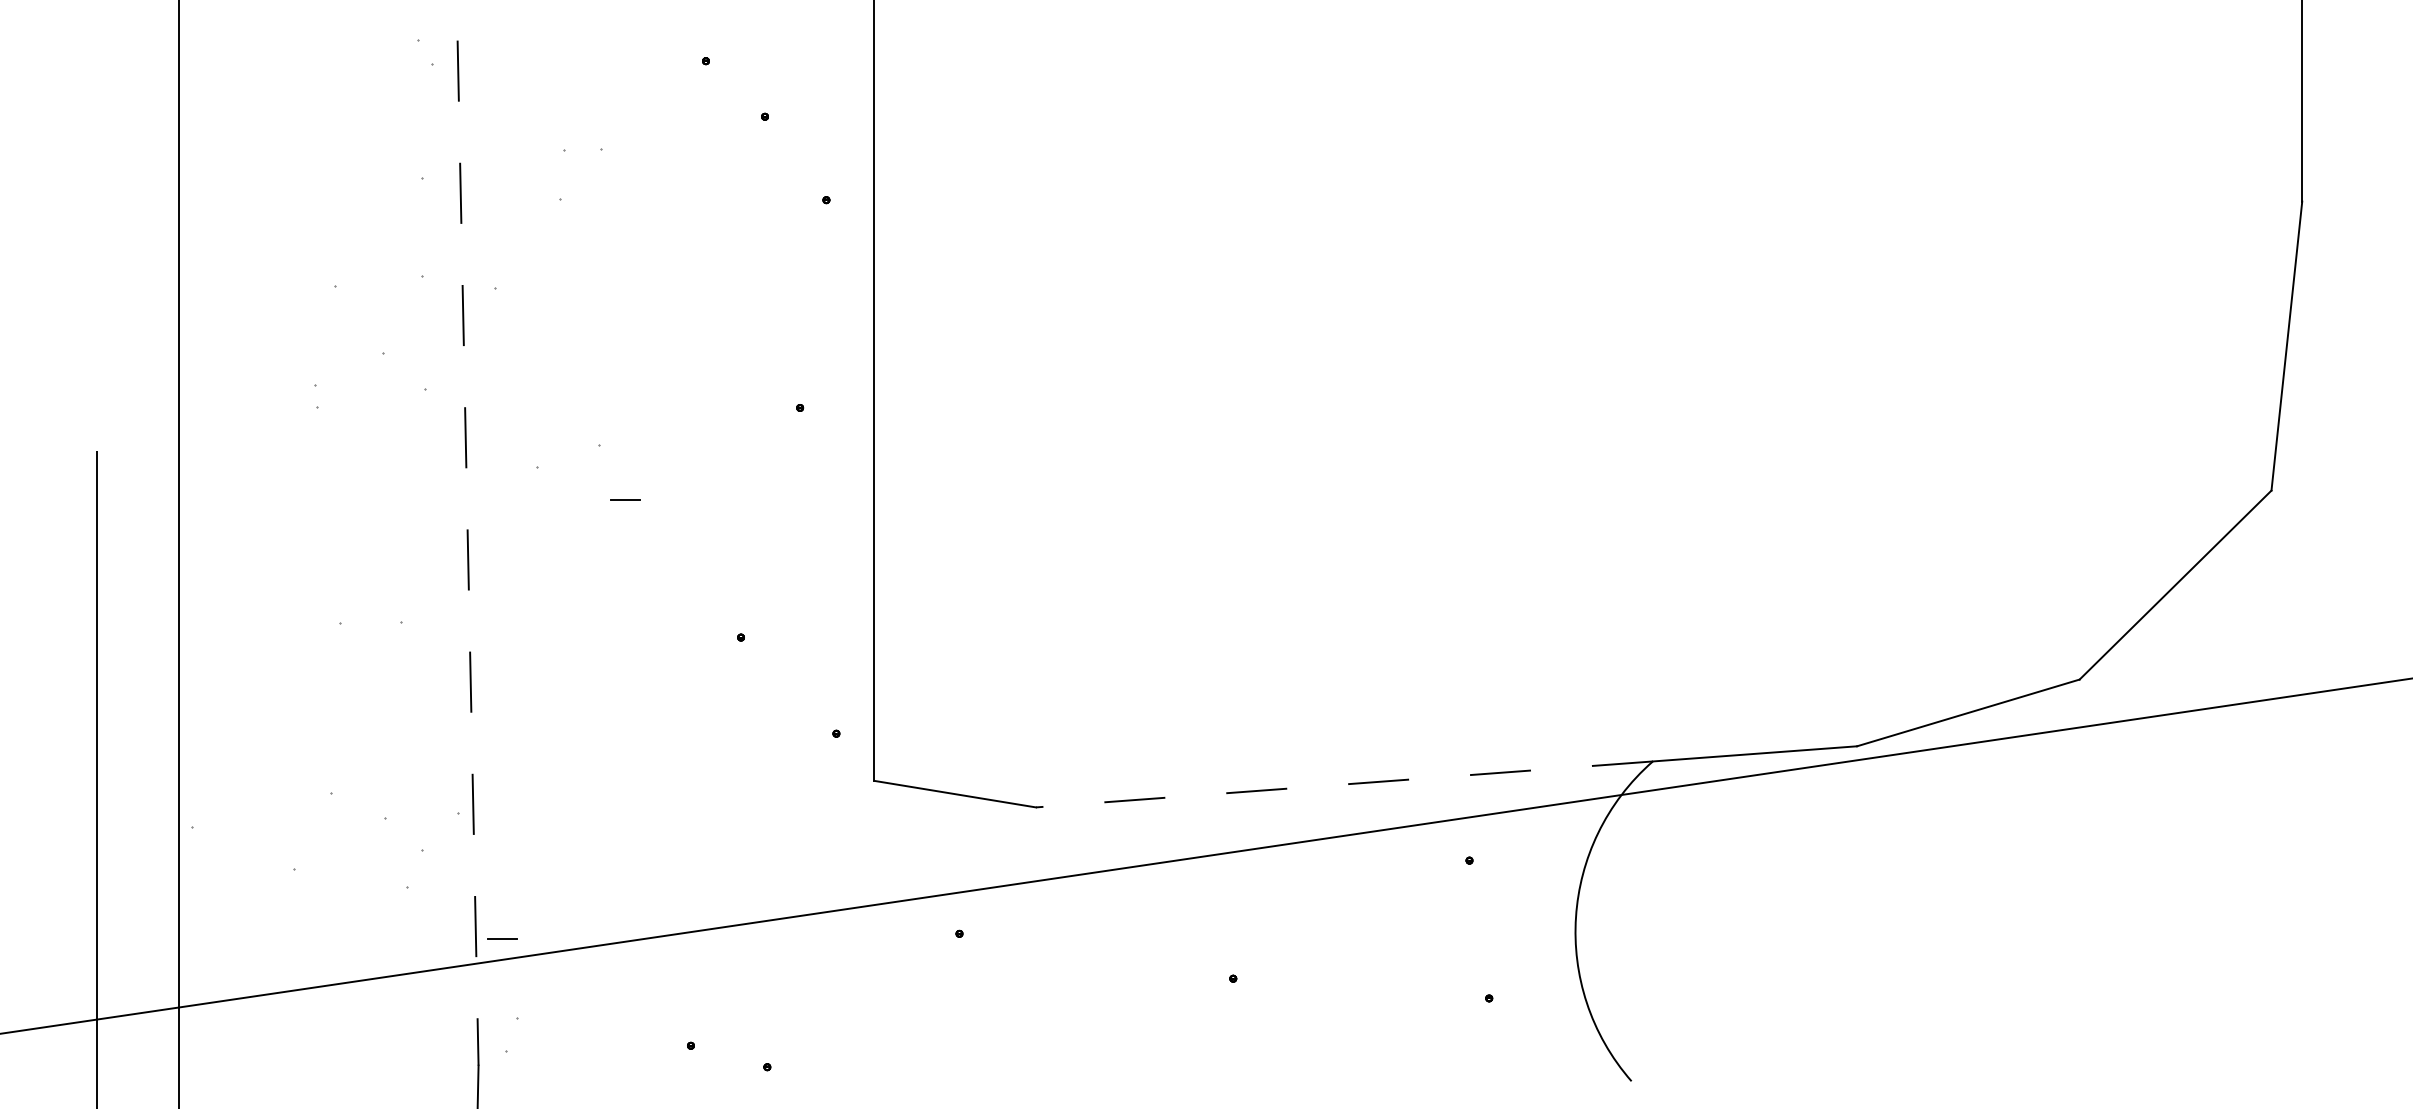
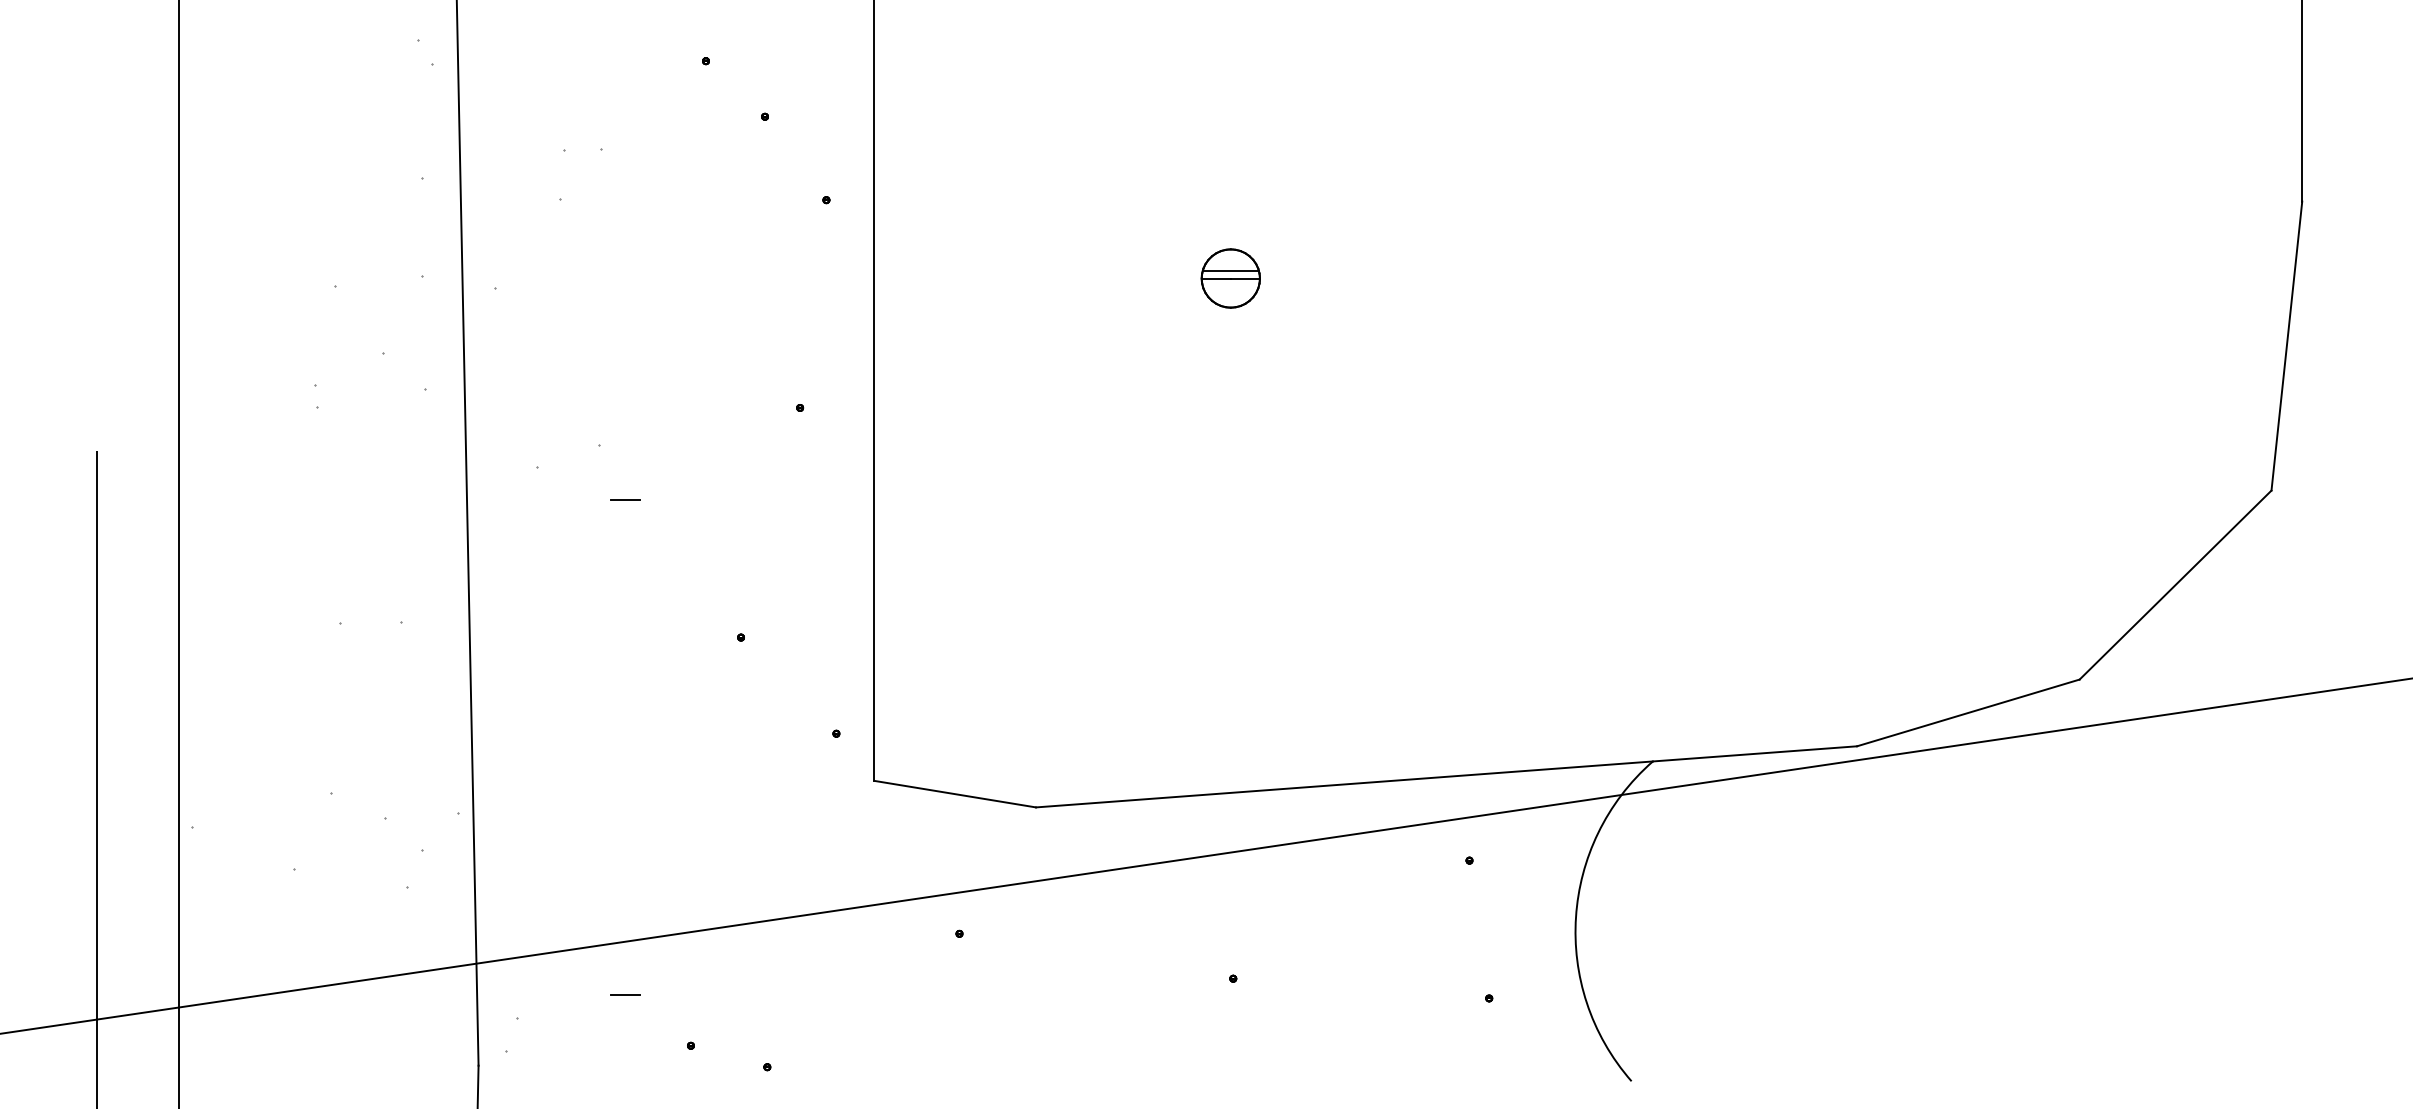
part: none -> present (1230, 278)
line: dashed -> solid (467, 533)
line: dashed -> solid (1343, 784)
line position: (502, 938) -> (625, 994) (625, 994)
